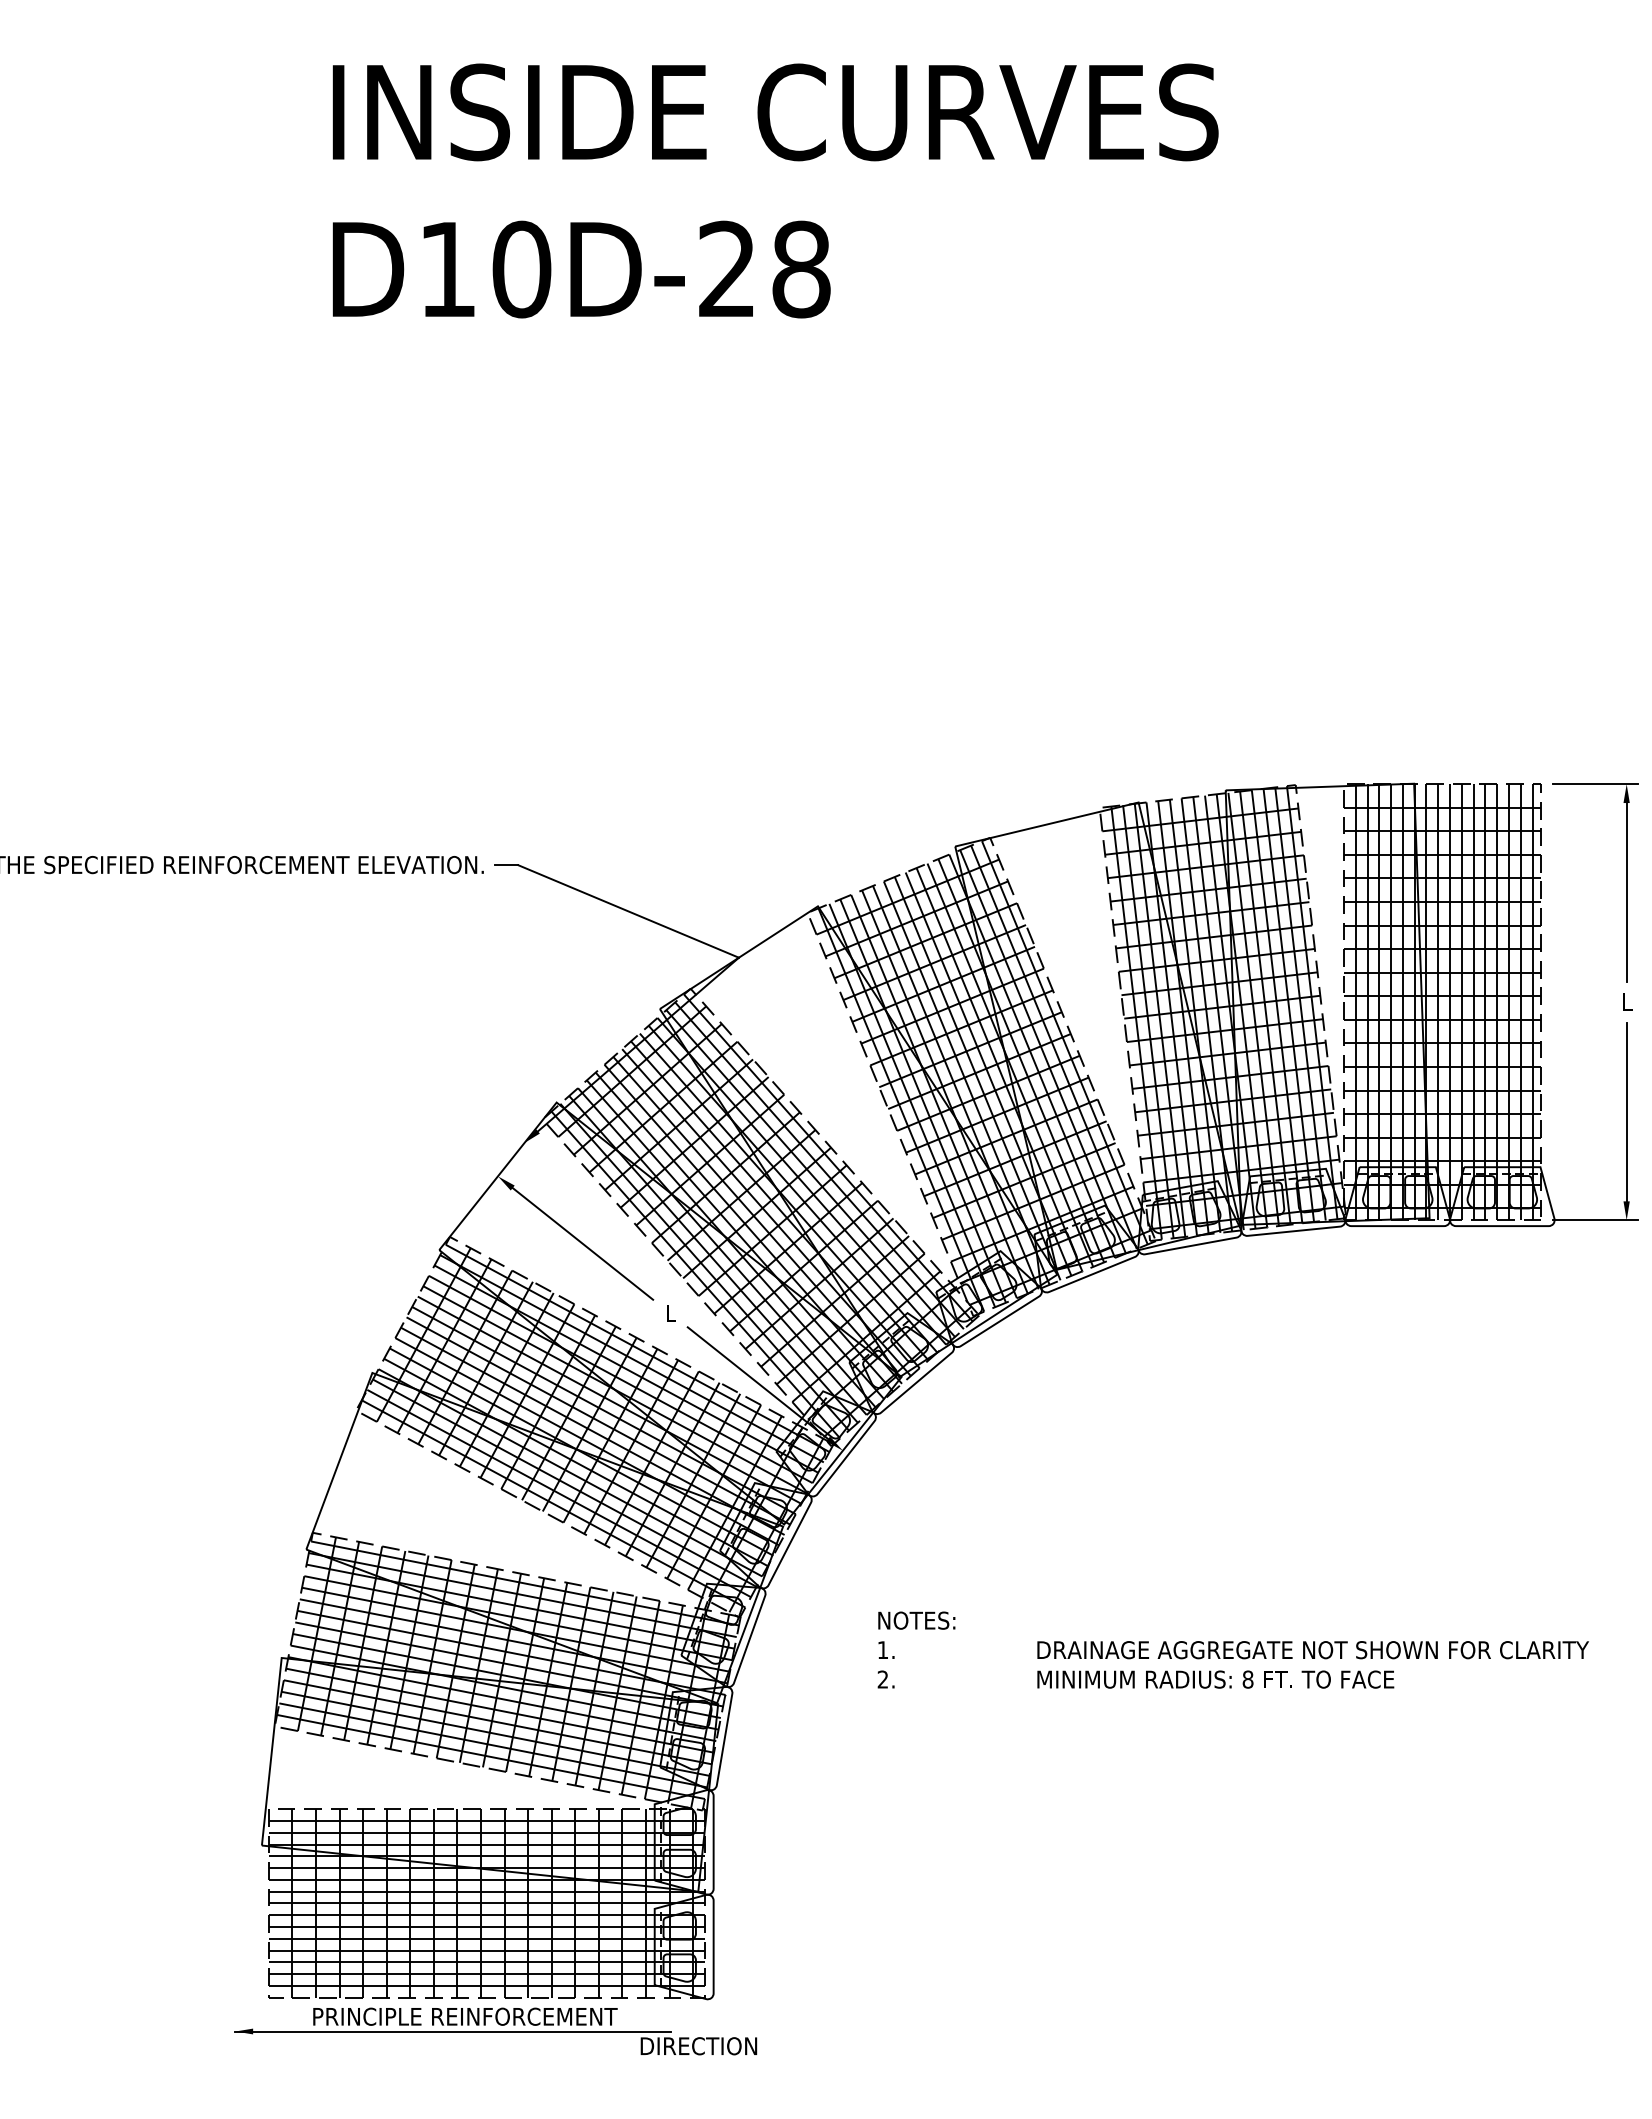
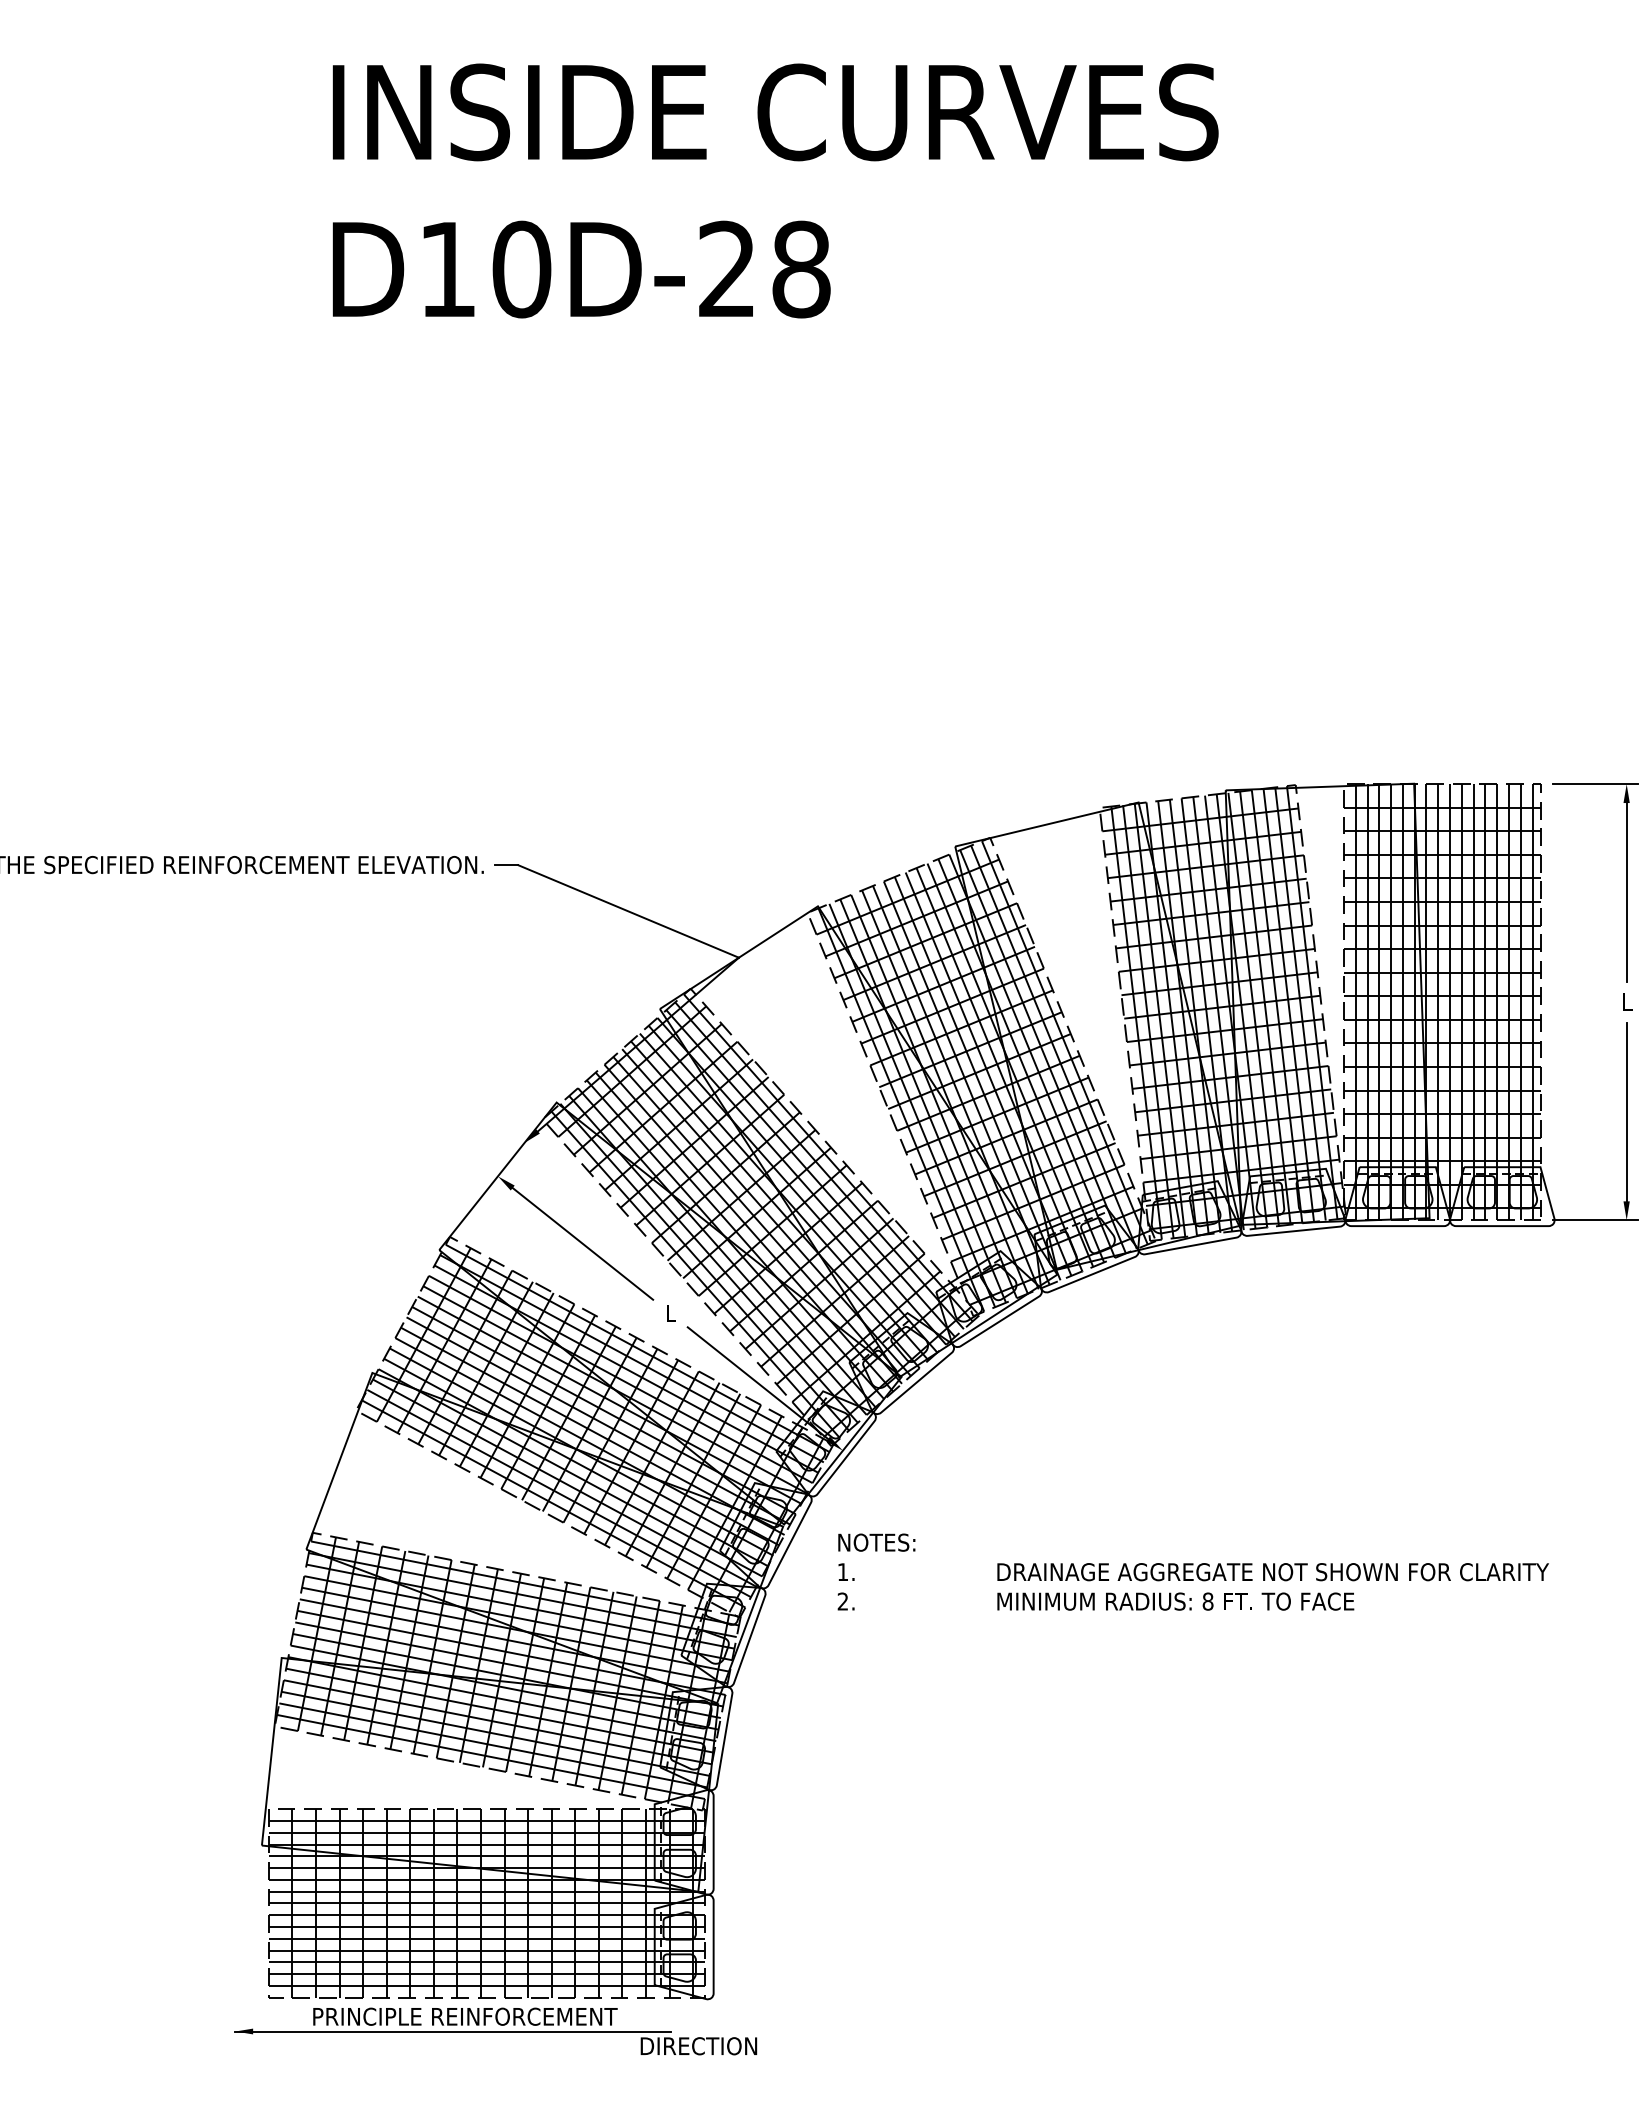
text position: (1232, 1649) -> (1192, 1571) (1192, 1571)
